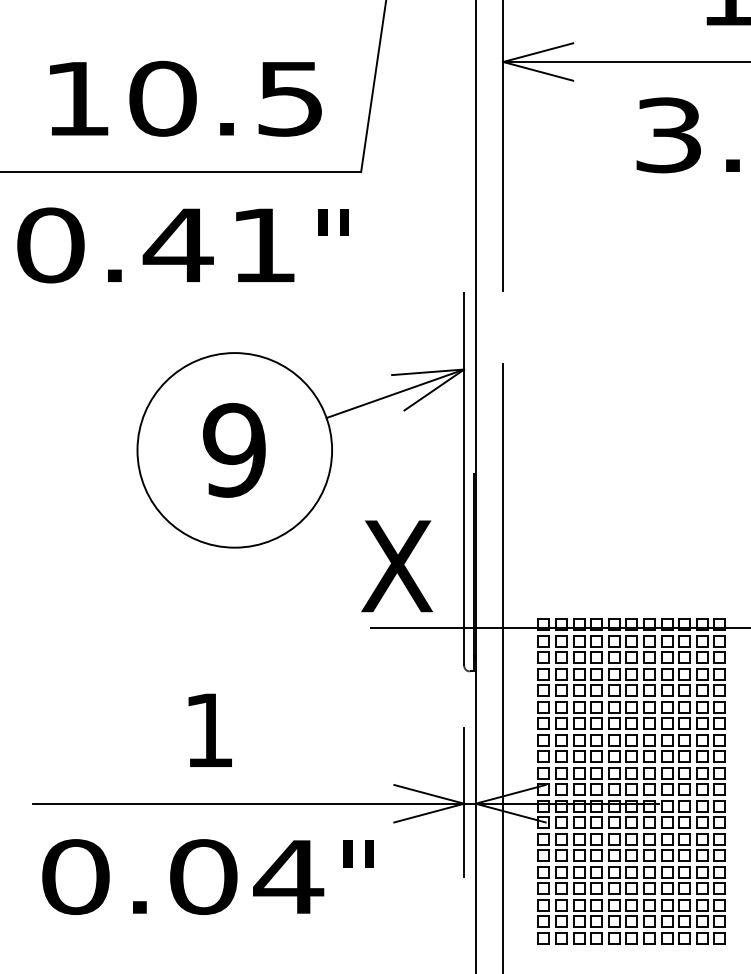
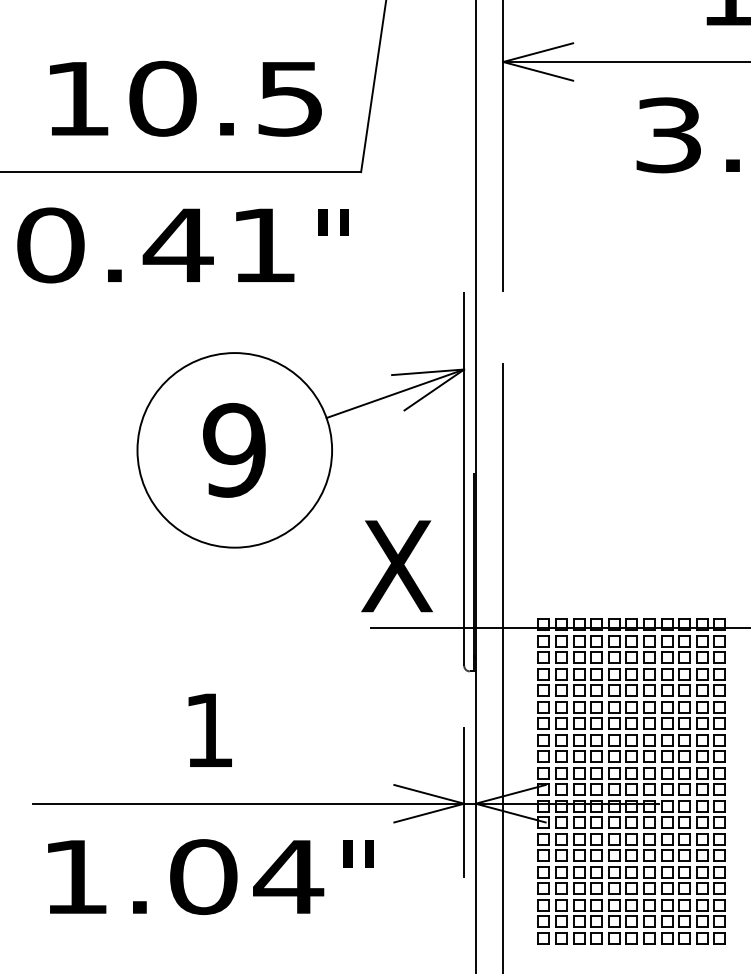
text: 0.04 -> 1.04 (75, 877)
